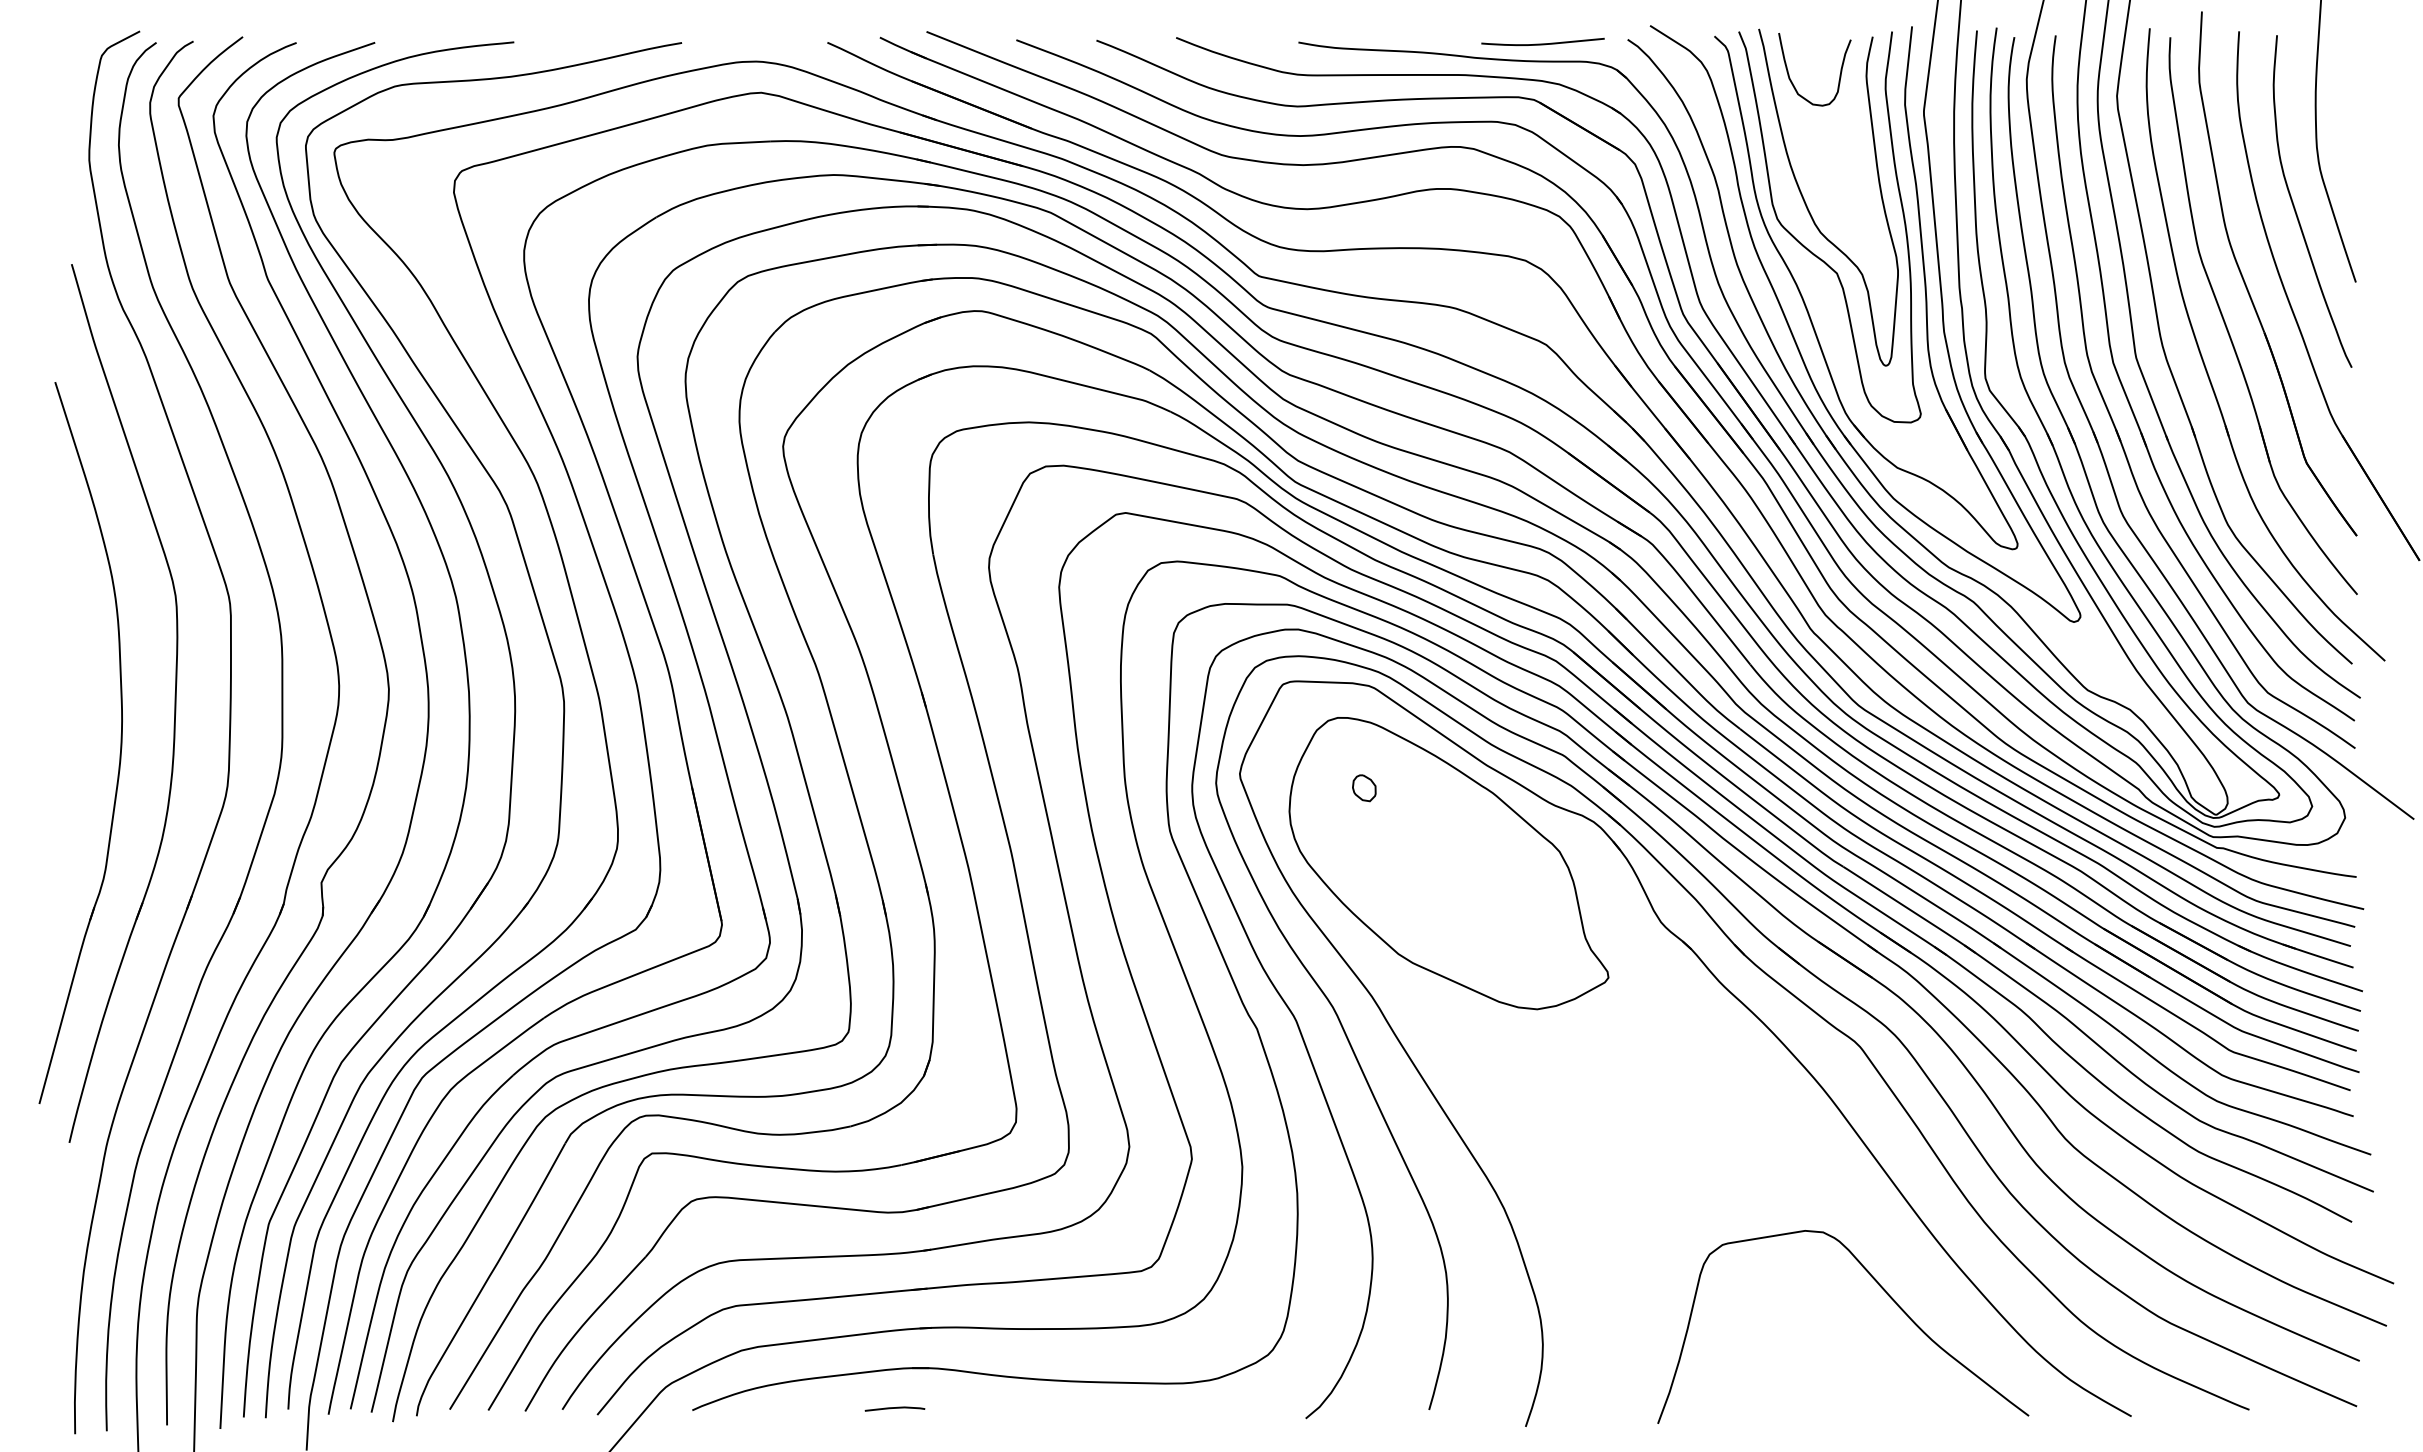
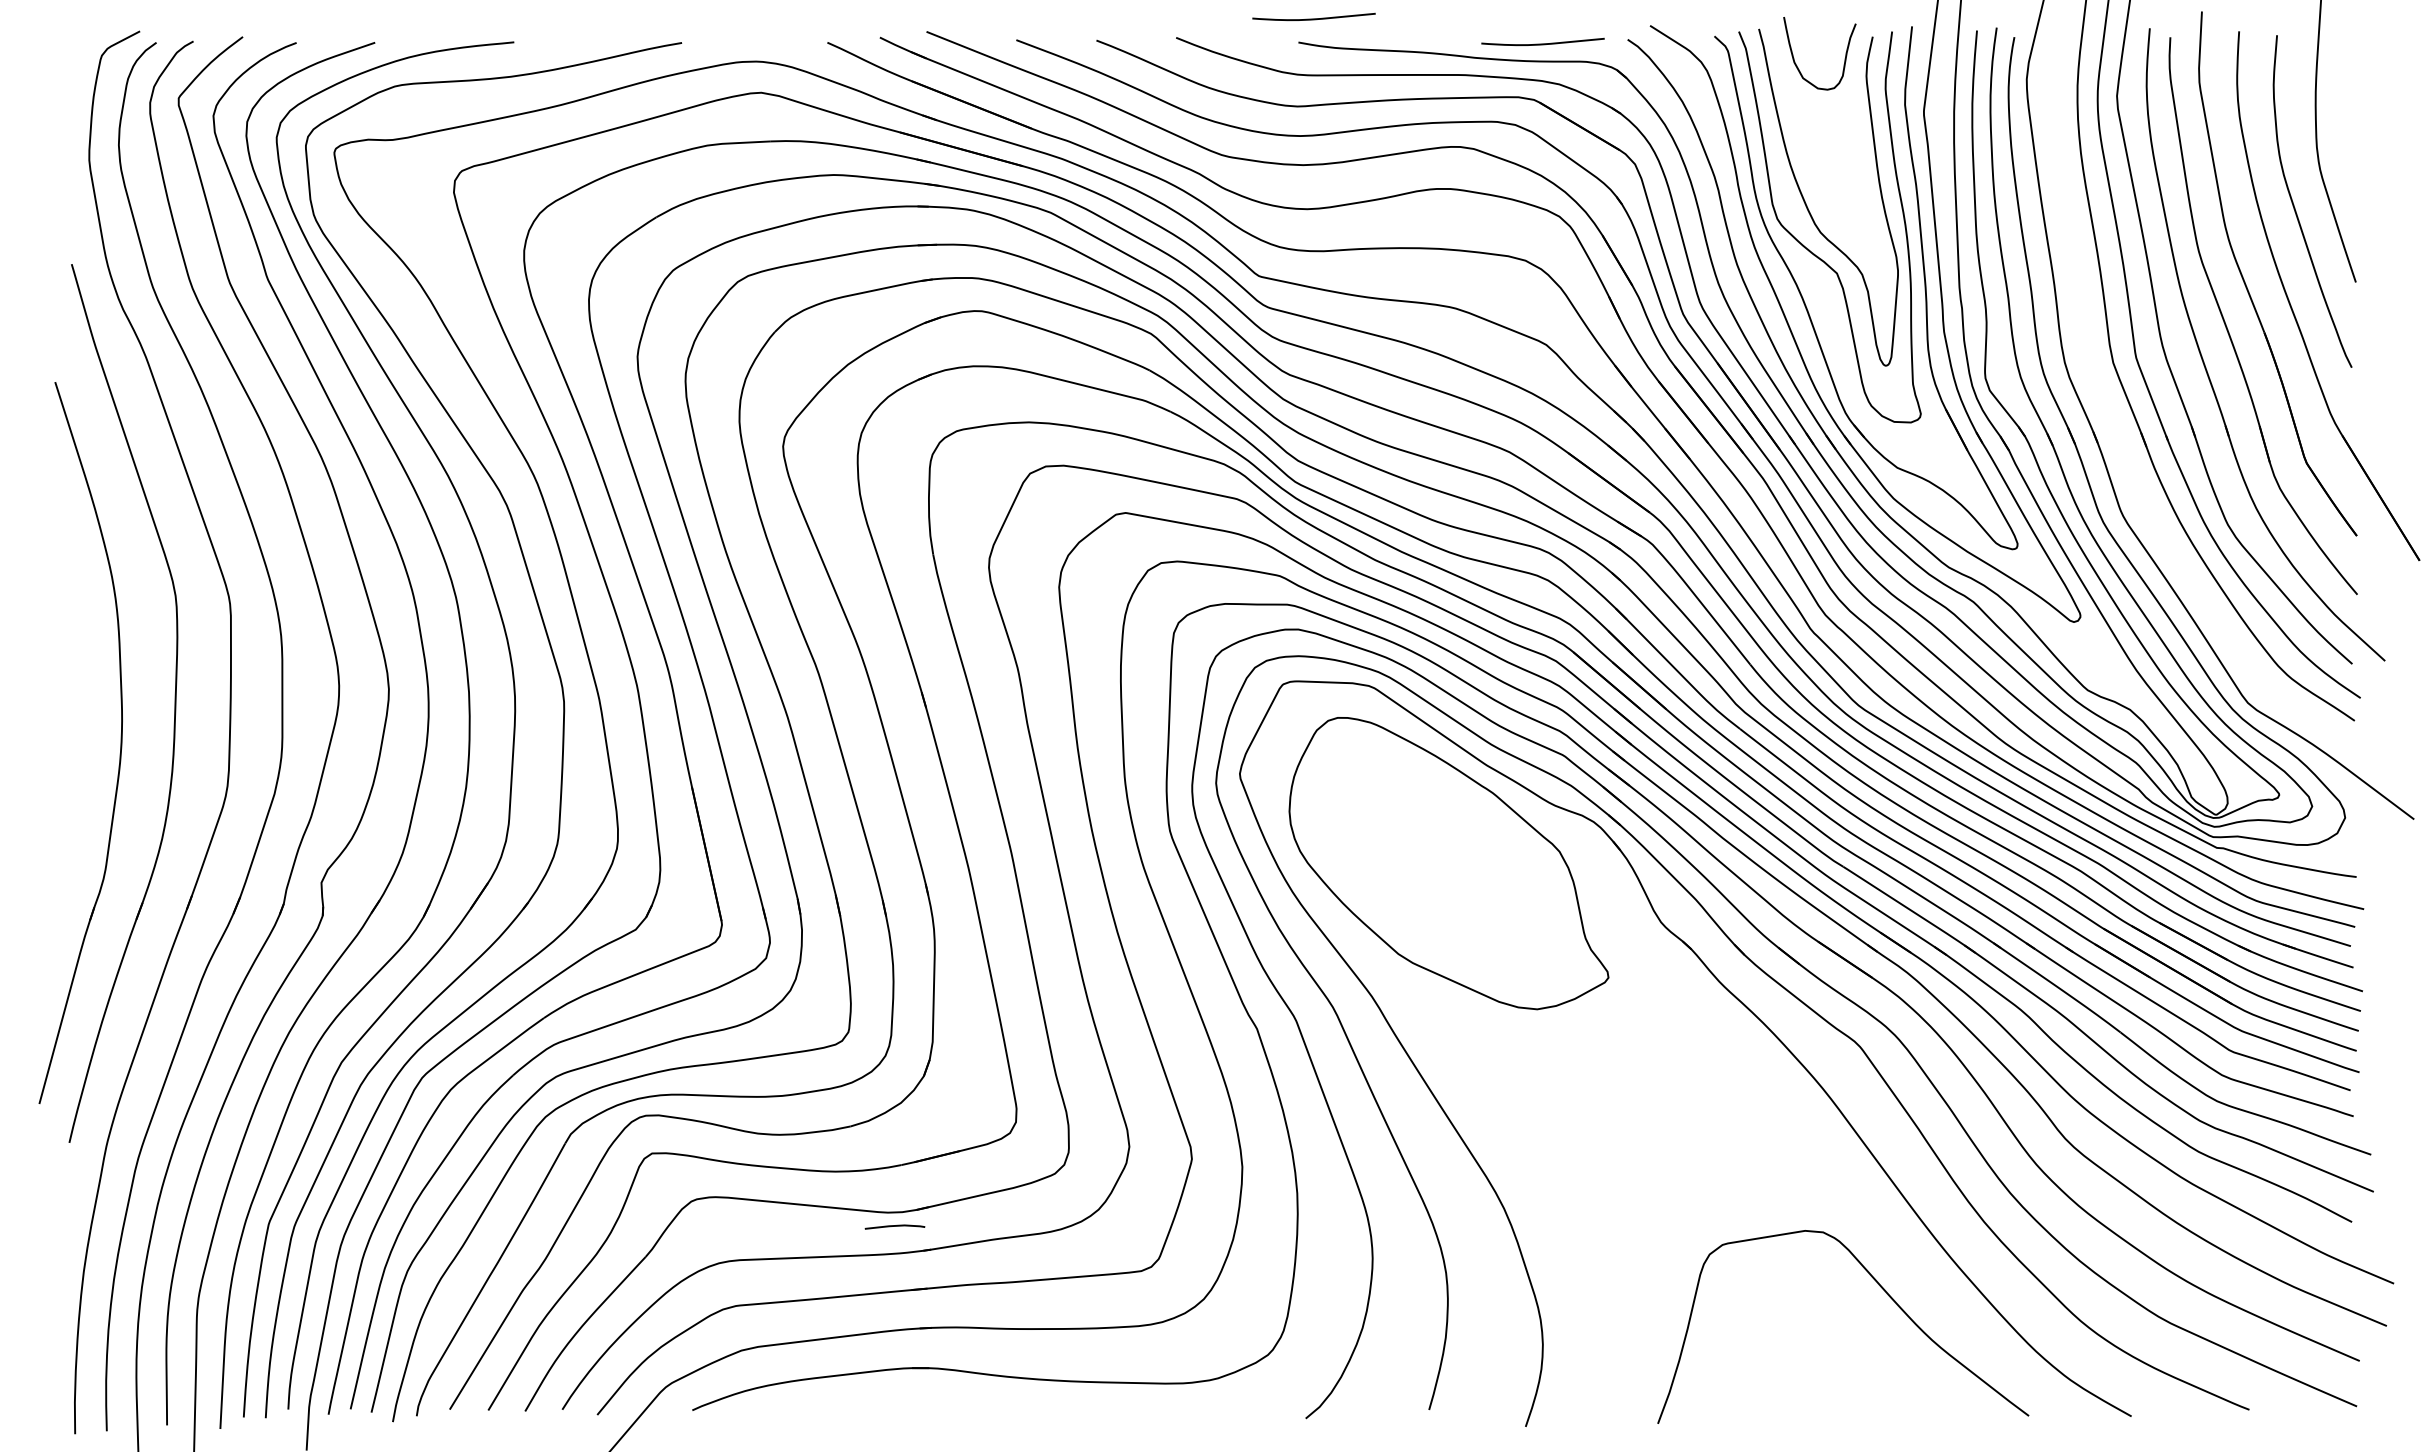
curve: none -> present (1313, 18)
curve position: (1792, 81) -> (1797, 65) (1797, 65)
part: present -> none (2116, 427)
part: present -> none (1364, 788)
line position: (894, 1408) -> (894, 1226) (894, 1226)
